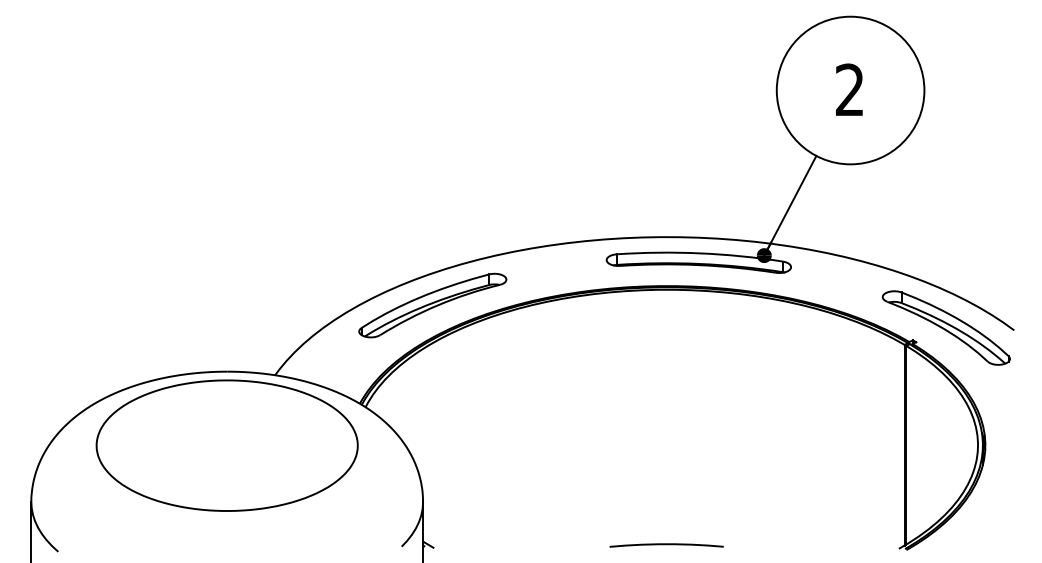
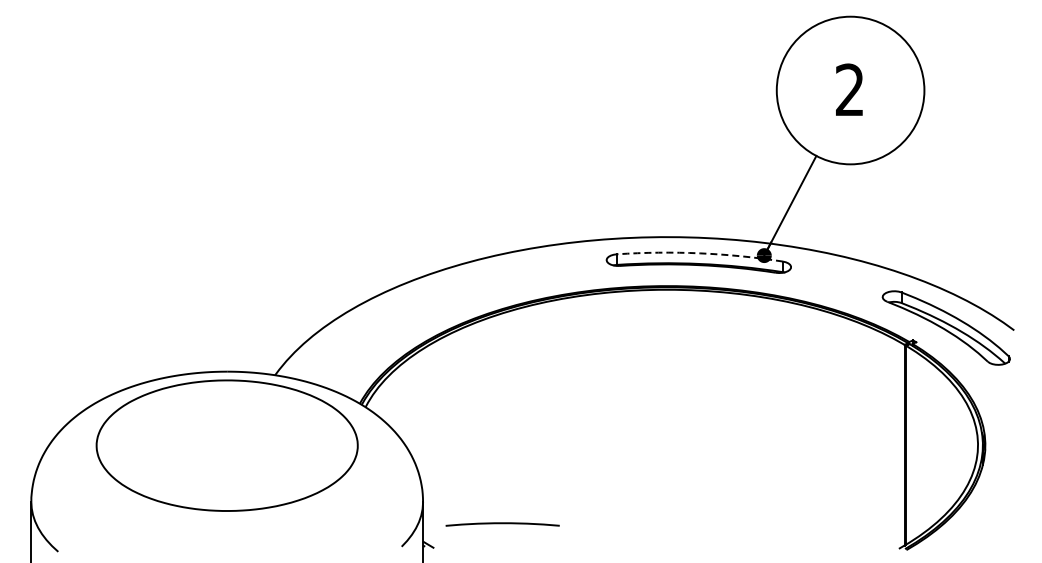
arc: solid -> dashed (700, 253)
part: present -> none (432, 305)
curve position: (666, 545) -> (502, 524) (502, 524)
